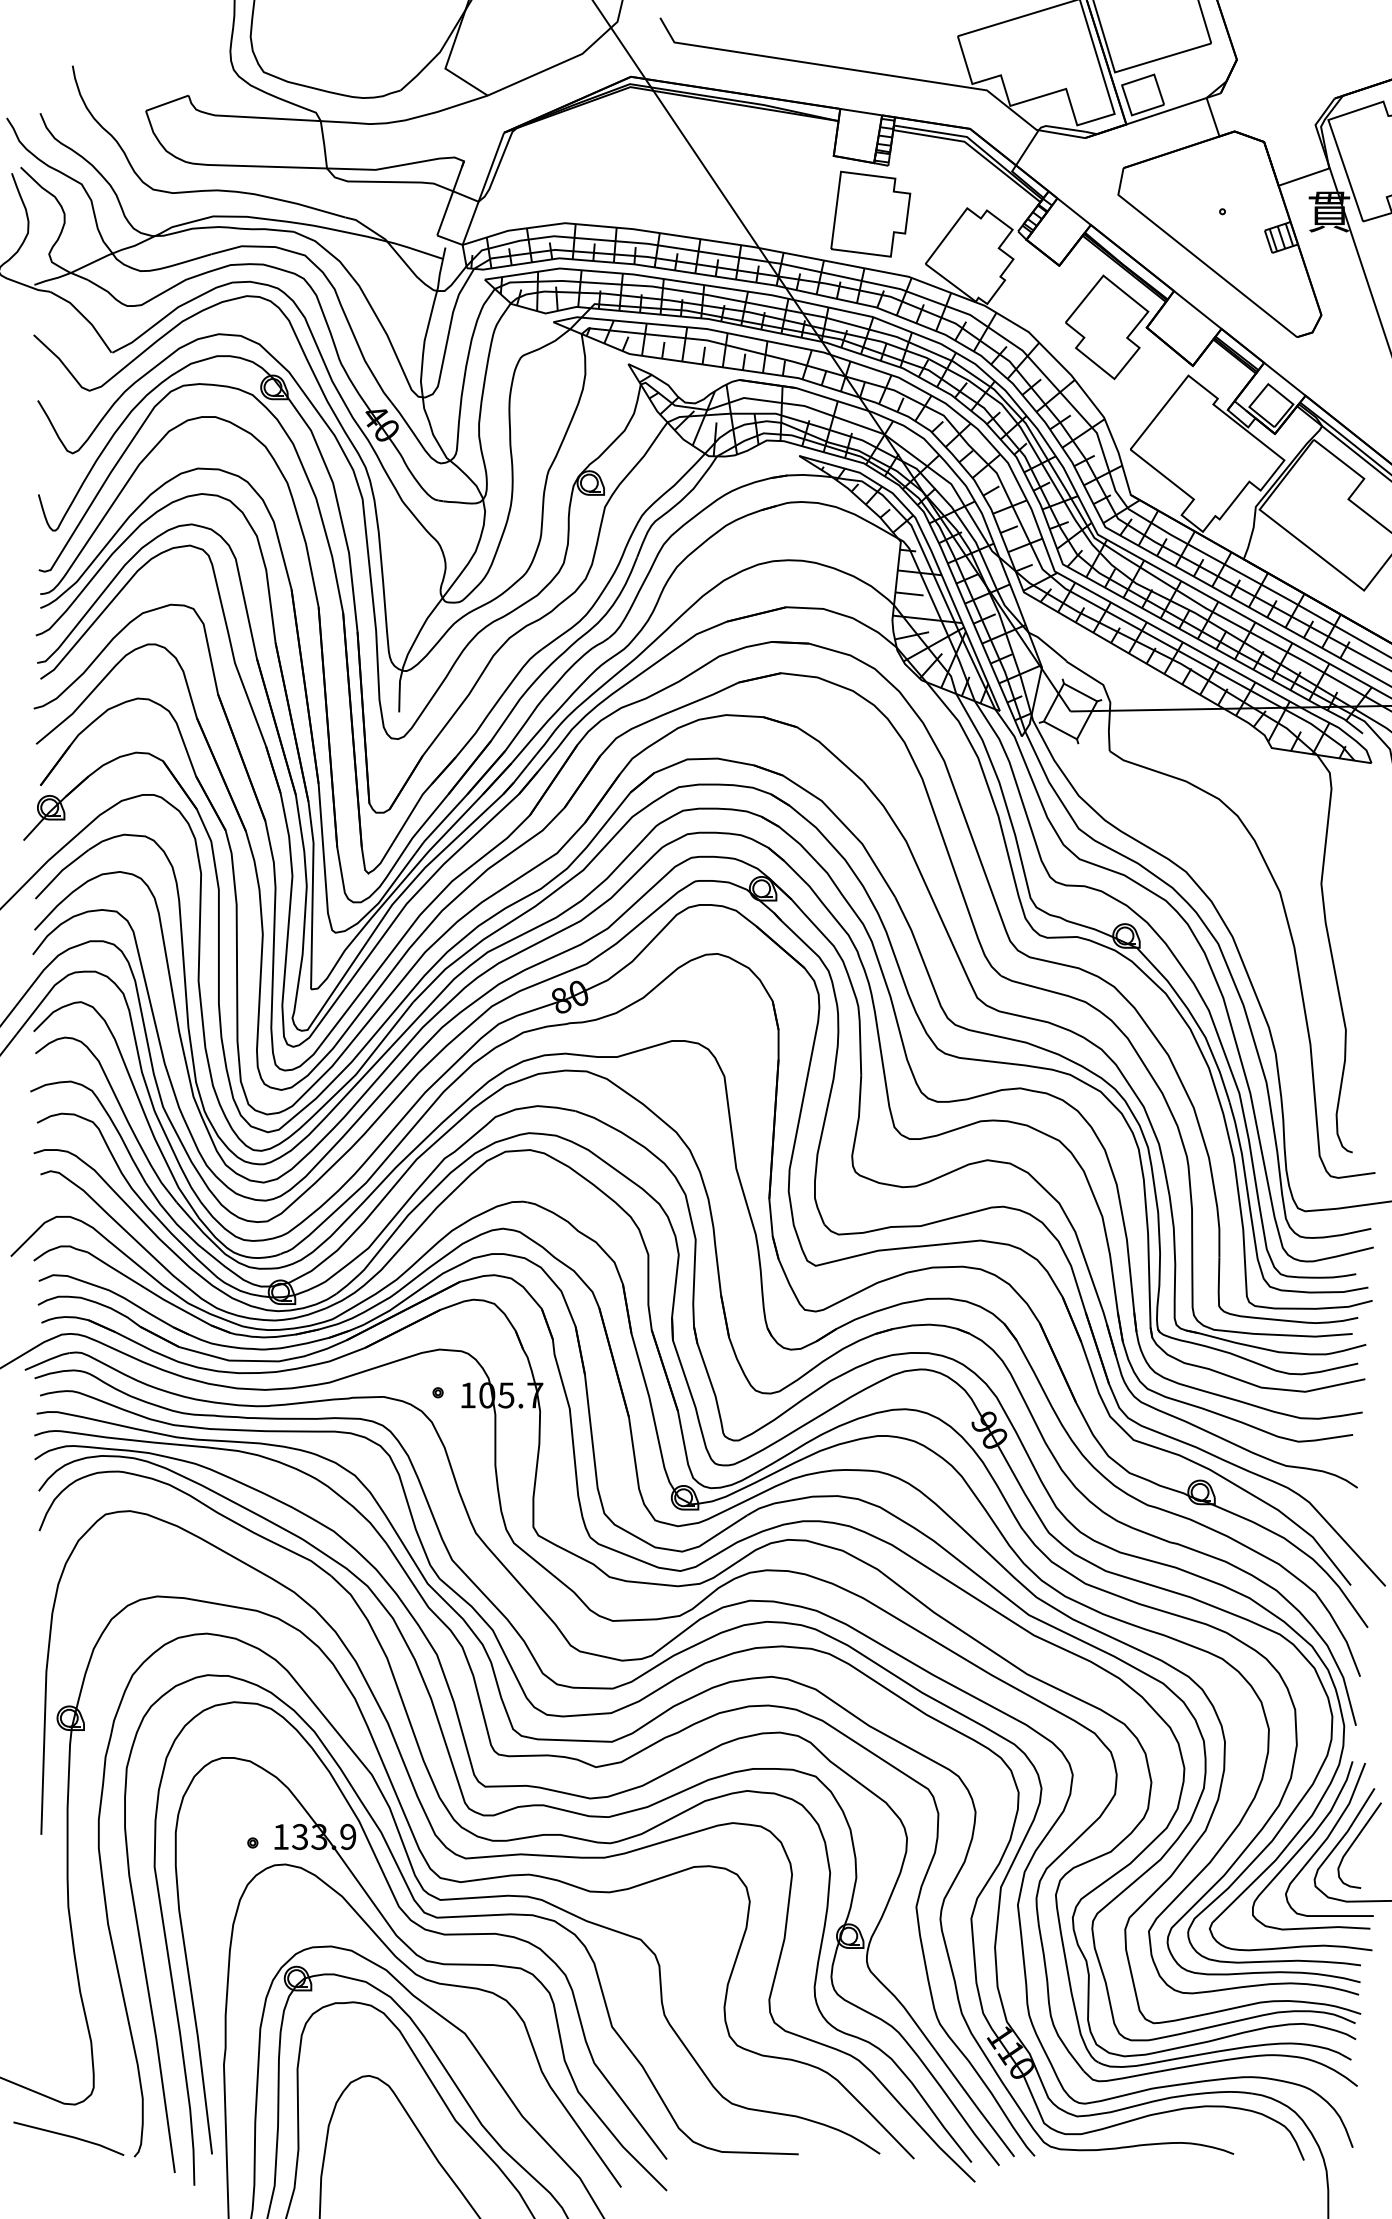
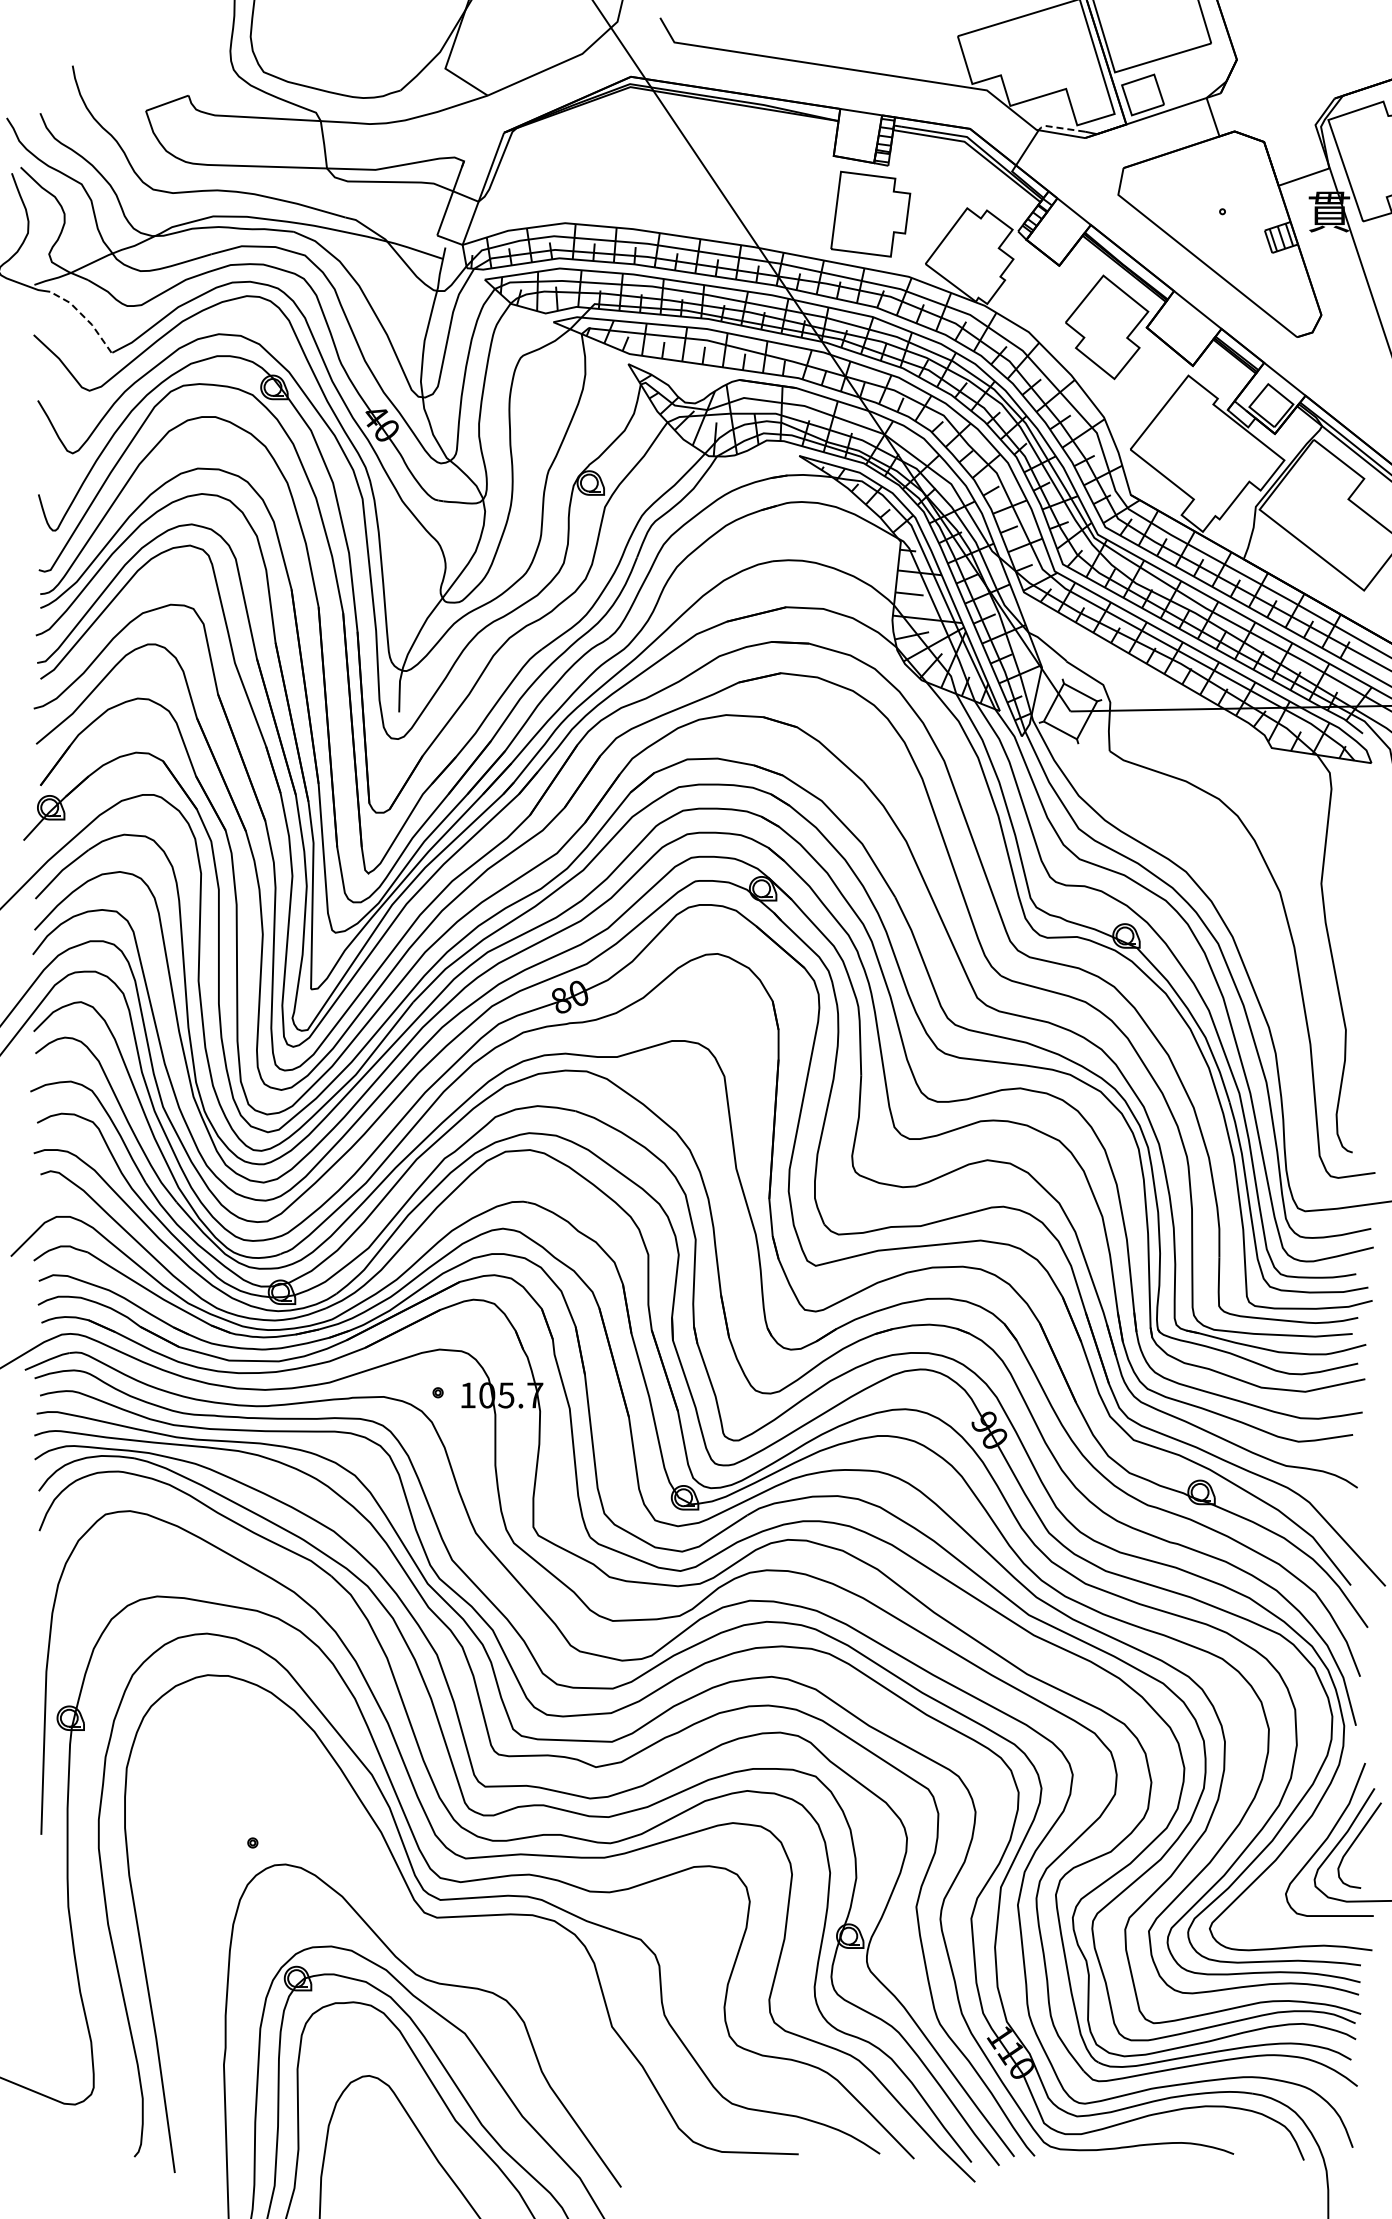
line: solid -> dashed (1059, 128)
line: solid -> dashed (85, 317)
curve: present -> none (1308, 1841)
part: present -> none (410, 1946)
line: present -> none (69, 2137)
